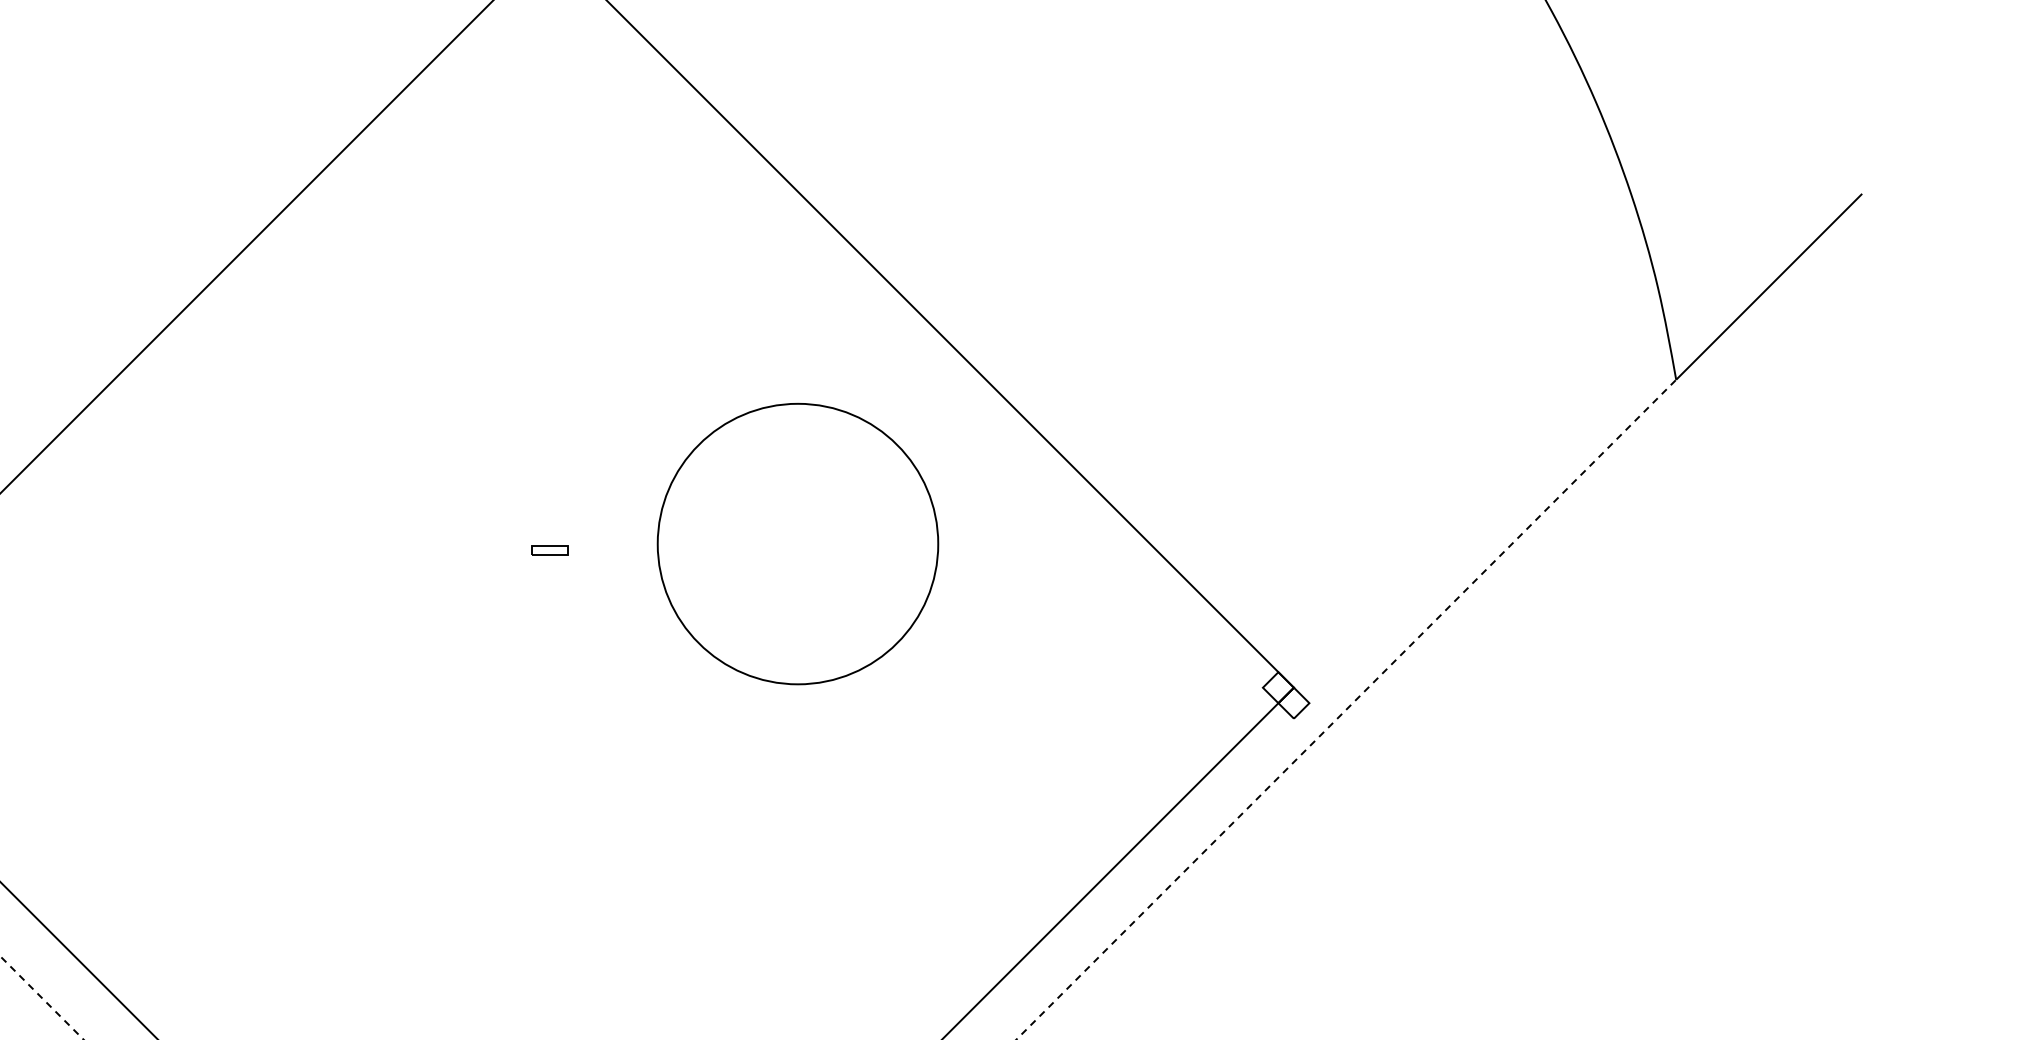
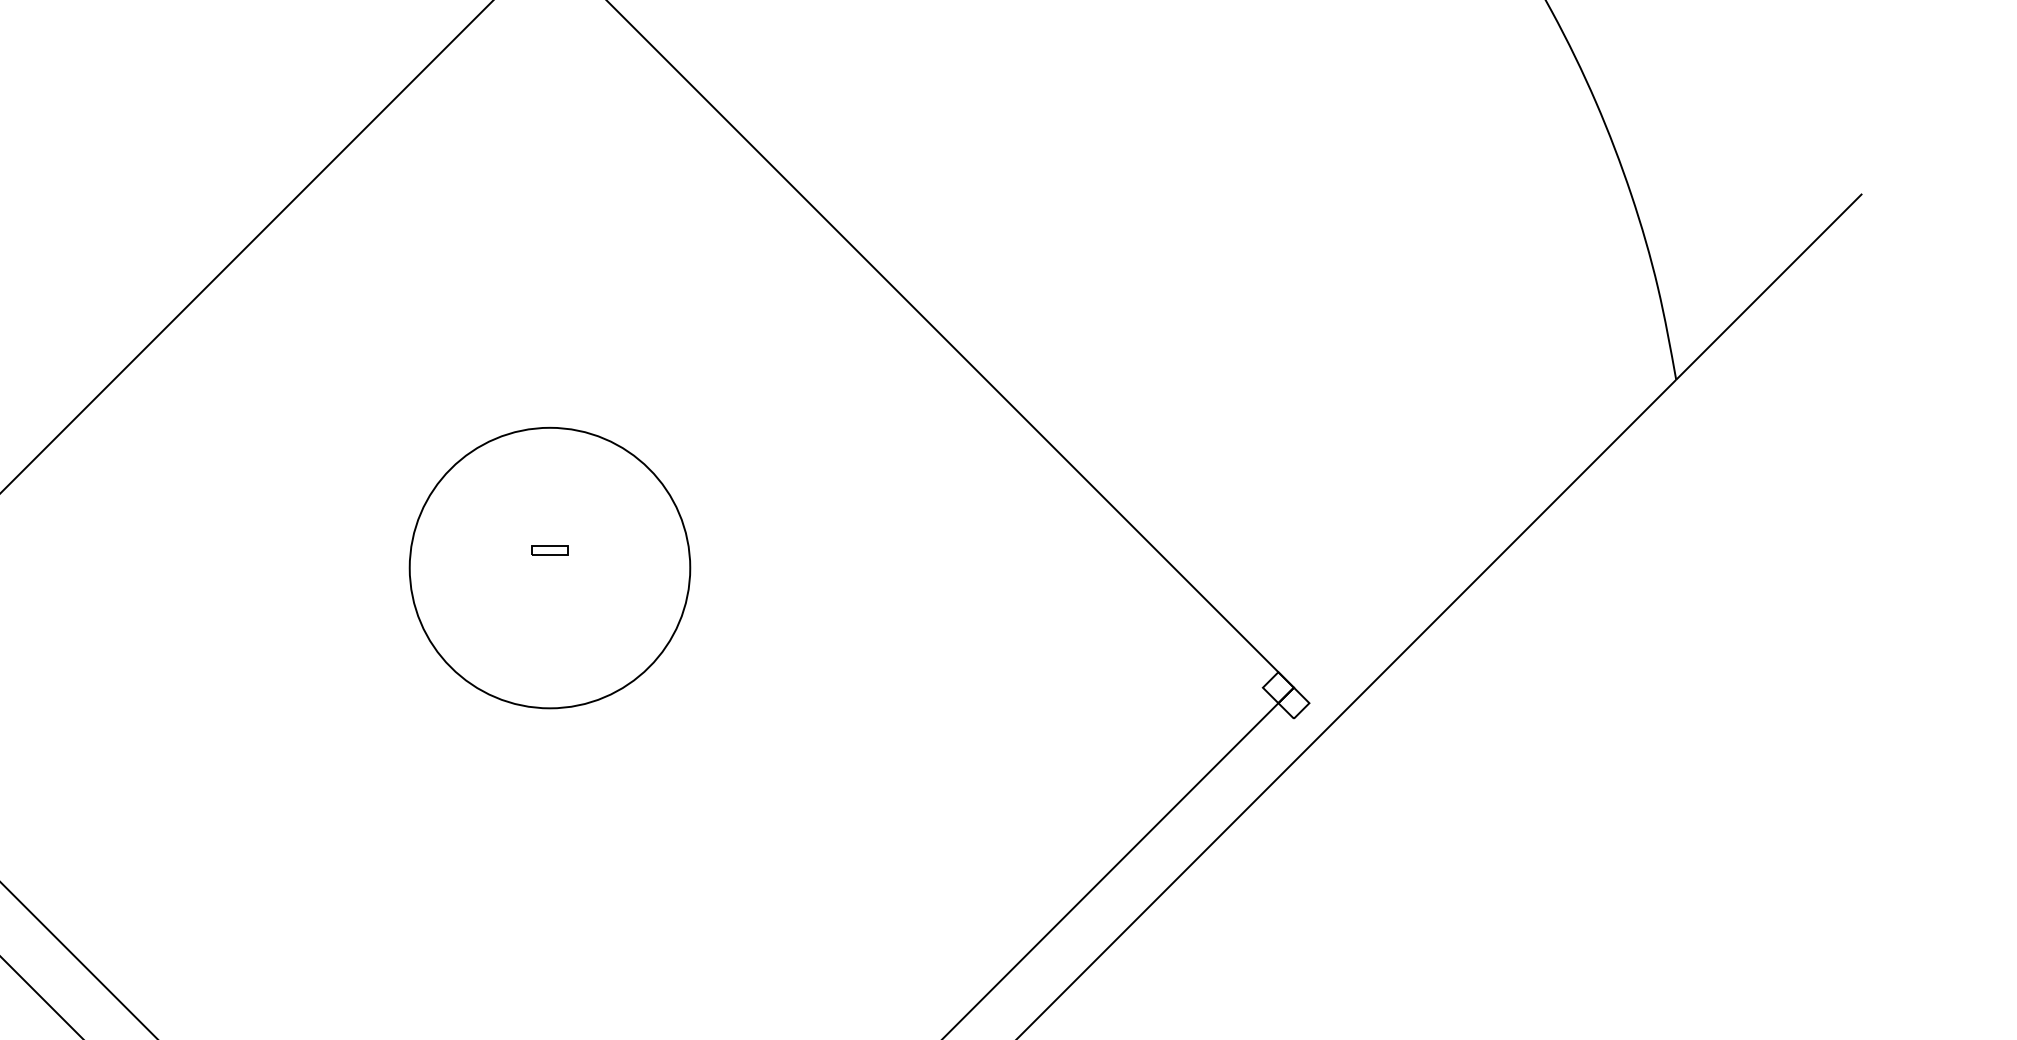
circle position: (797, 543) -> (549, 567) (549, 567)
line: dashed -> solid (1346, 709)
line: dashed -> solid (42, 998)
